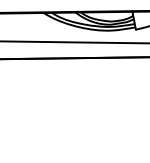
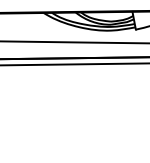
line: none -> present (74, 64)
